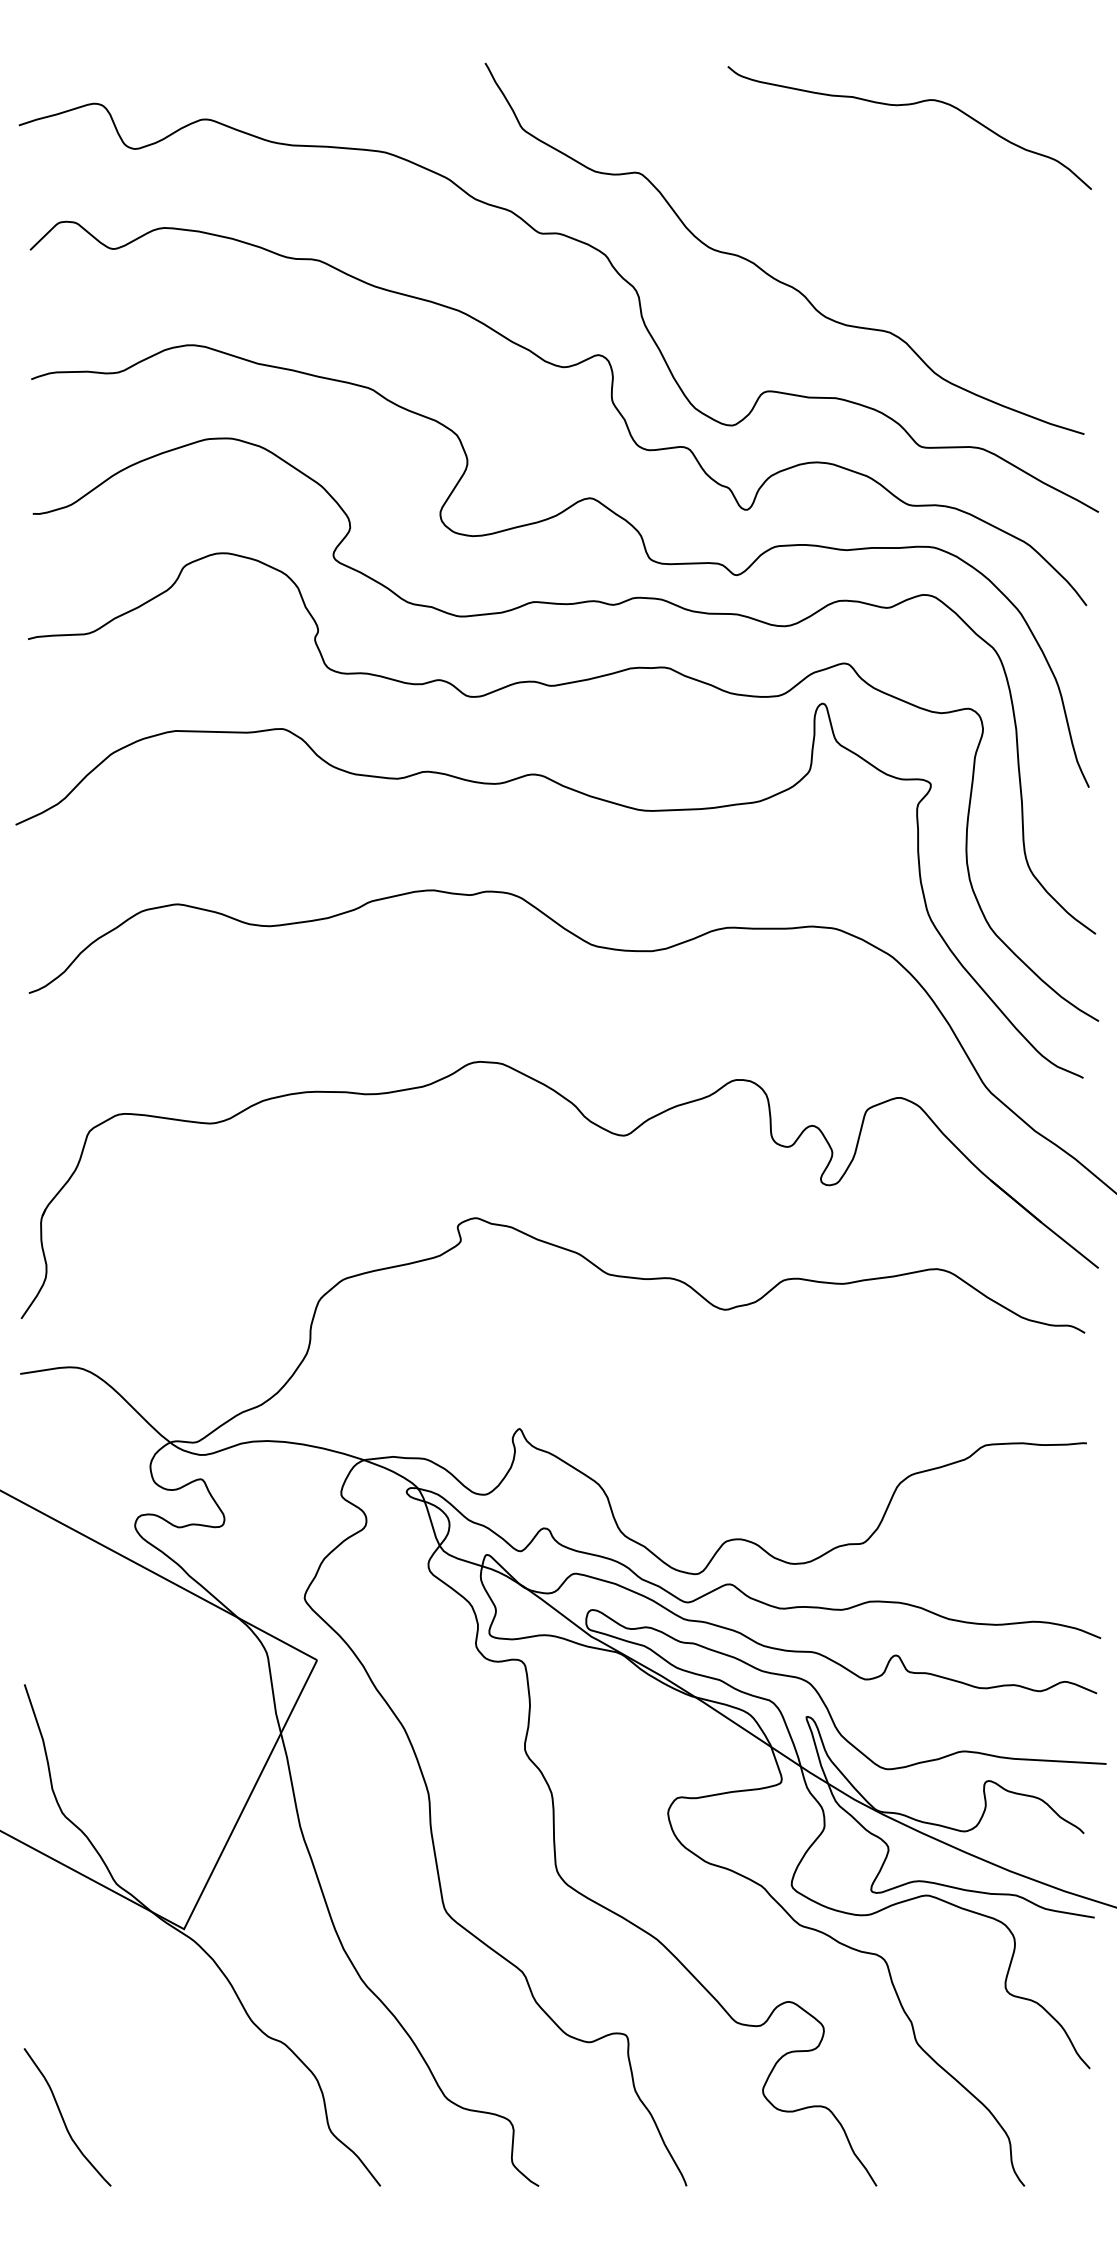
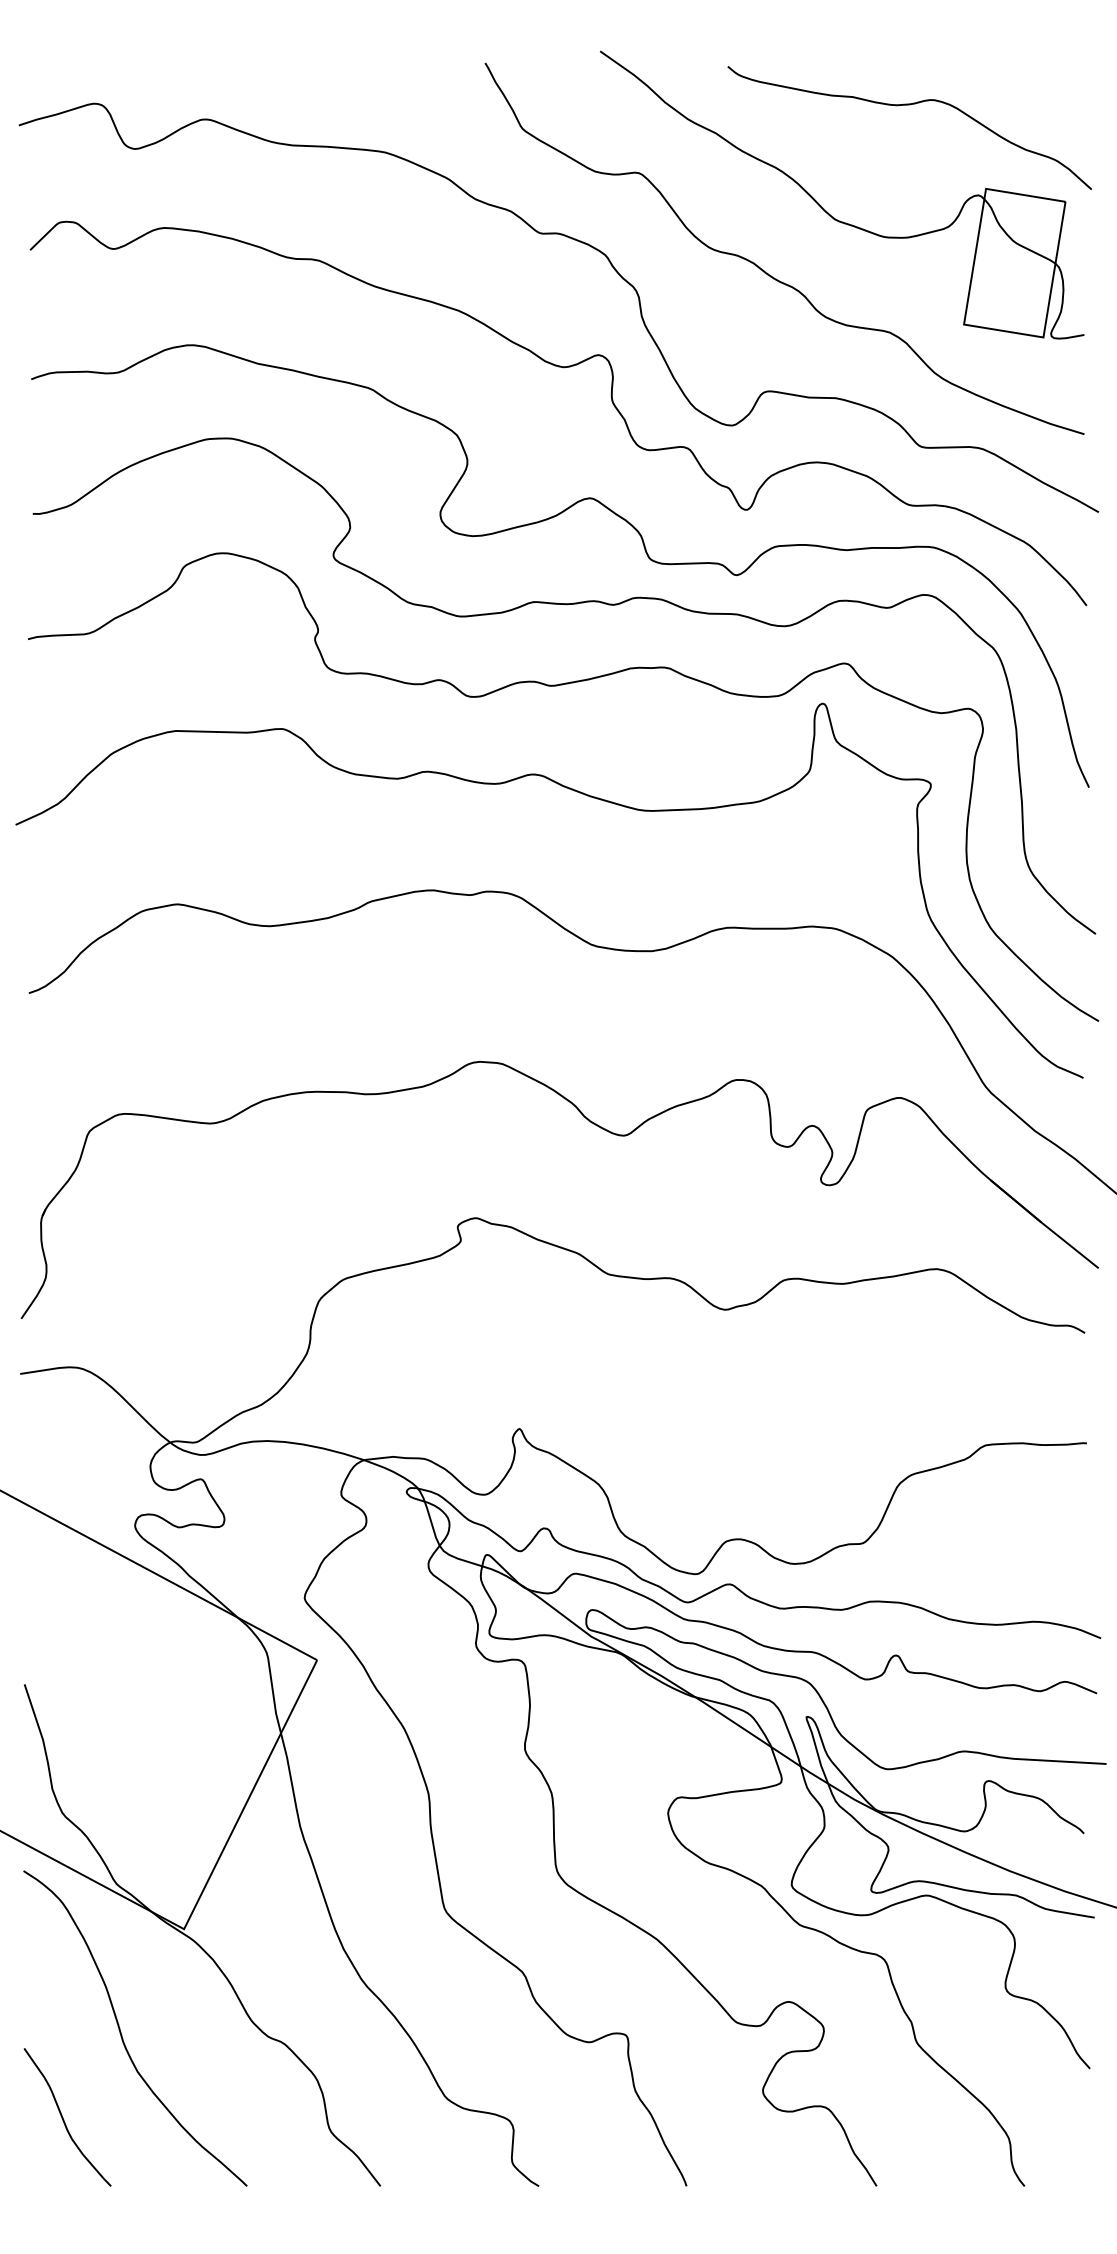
part: none -> present (827, 211)
curve: none -> present (121, 2031)
